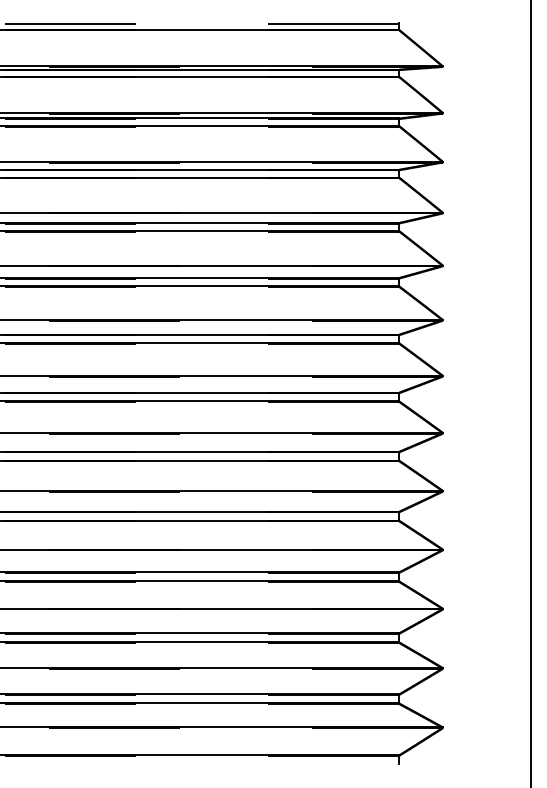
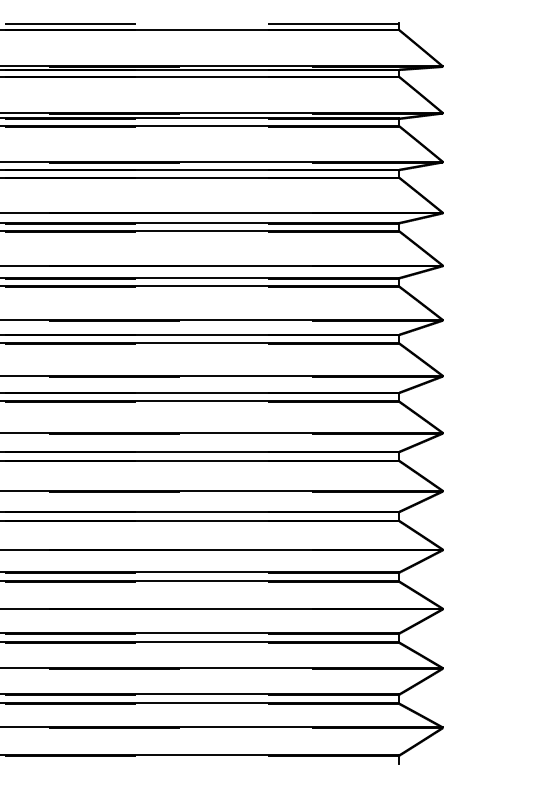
line: present -> none (530, 393)
